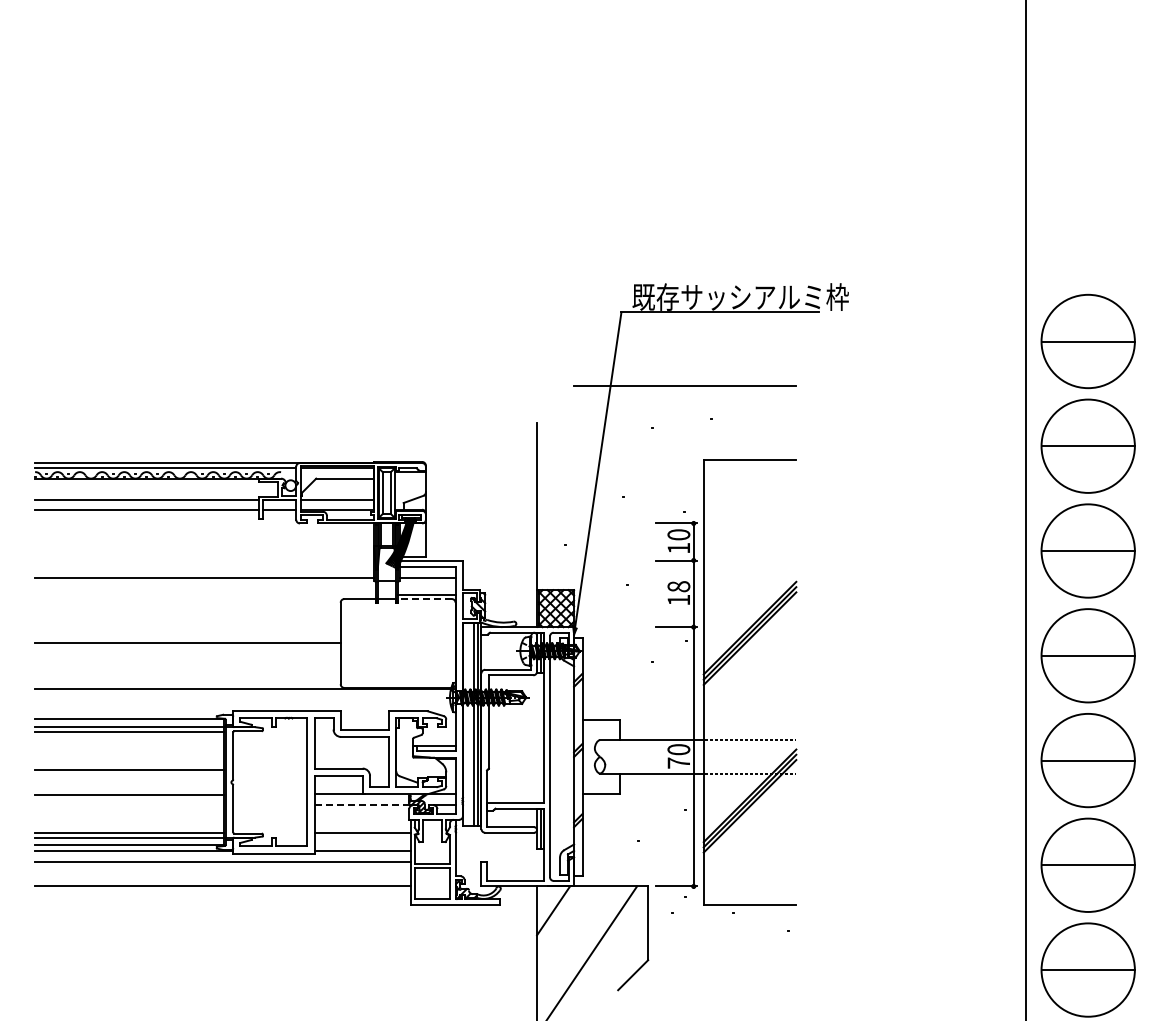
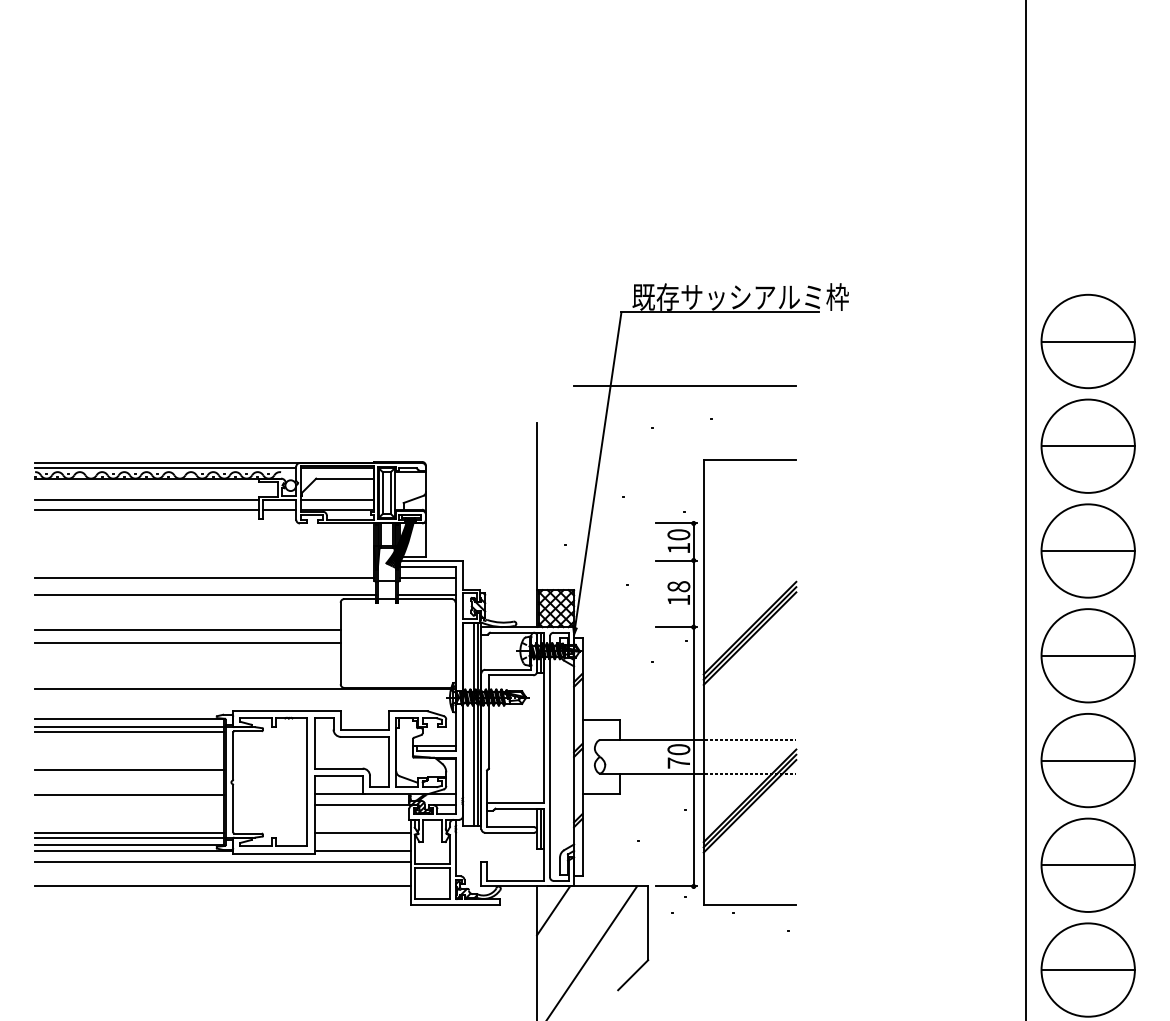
line: none -> present (205, 594)
line: dashed -> solid (424, 599)
line: none -> present (187, 630)
line: dashed -> solid (364, 805)
